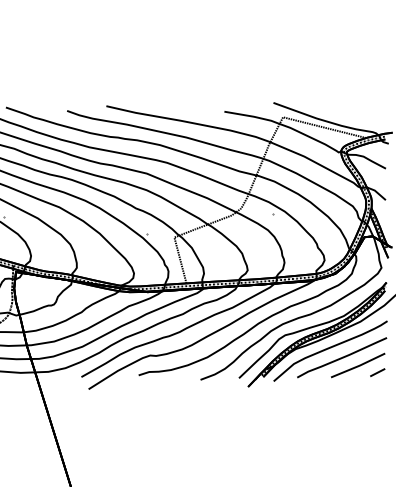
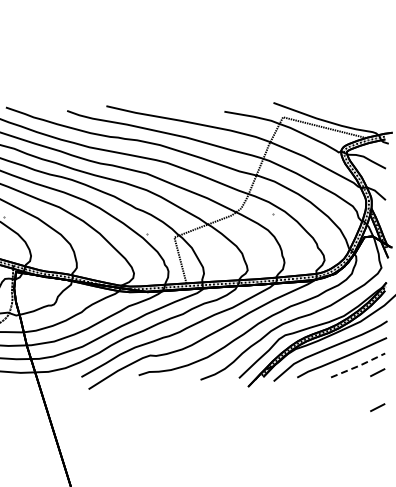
line: solid -> dashed (359, 365)
line: none -> present (377, 407)
